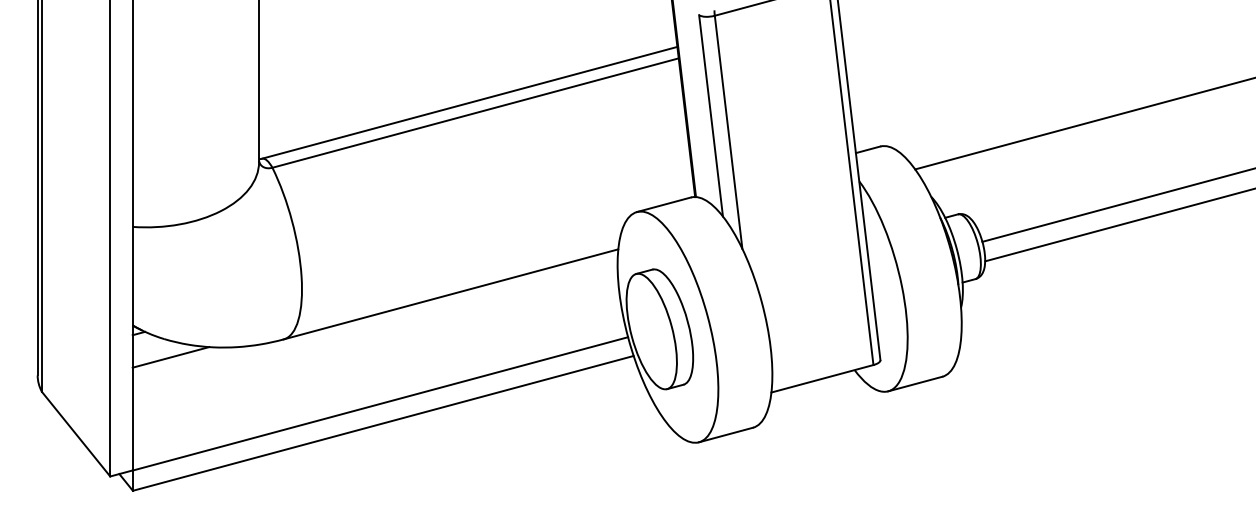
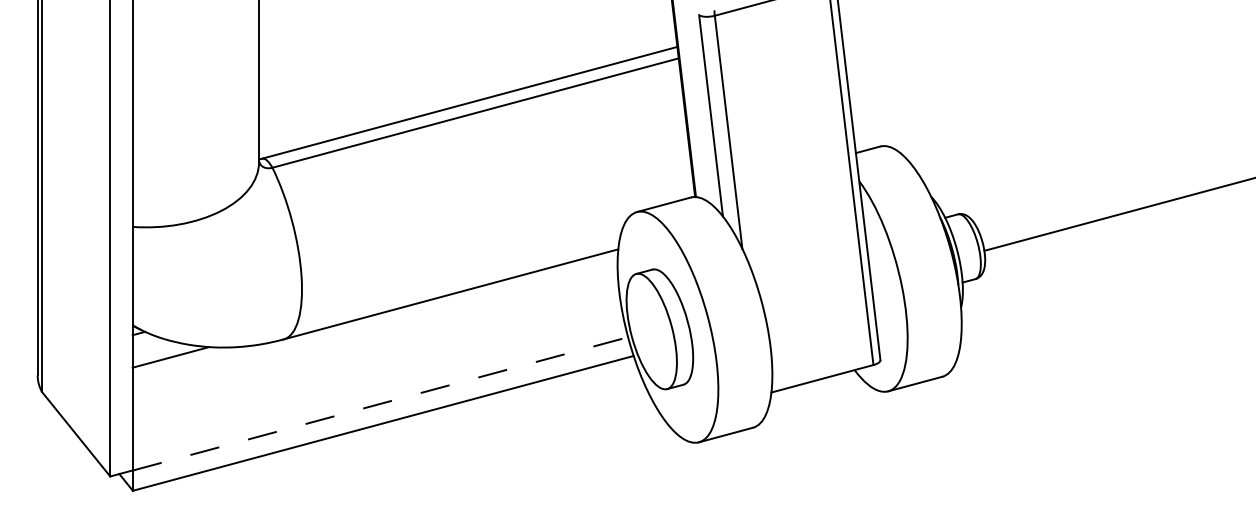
line: present -> none (1083, 123)
line position: (1117, 205) -> (1118, 214) (1118, 214)
line: present -> none (1118, 225)
line: solid -> dashed (380, 403)
